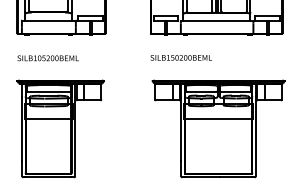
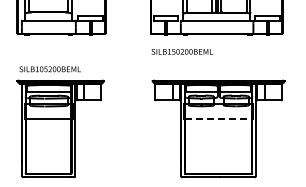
text position: (180, 57) -> (181, 51) (181, 51)
text position: (47, 58) -> (49, 69) (49, 69)
line: solid -> dashed (218, 119)
